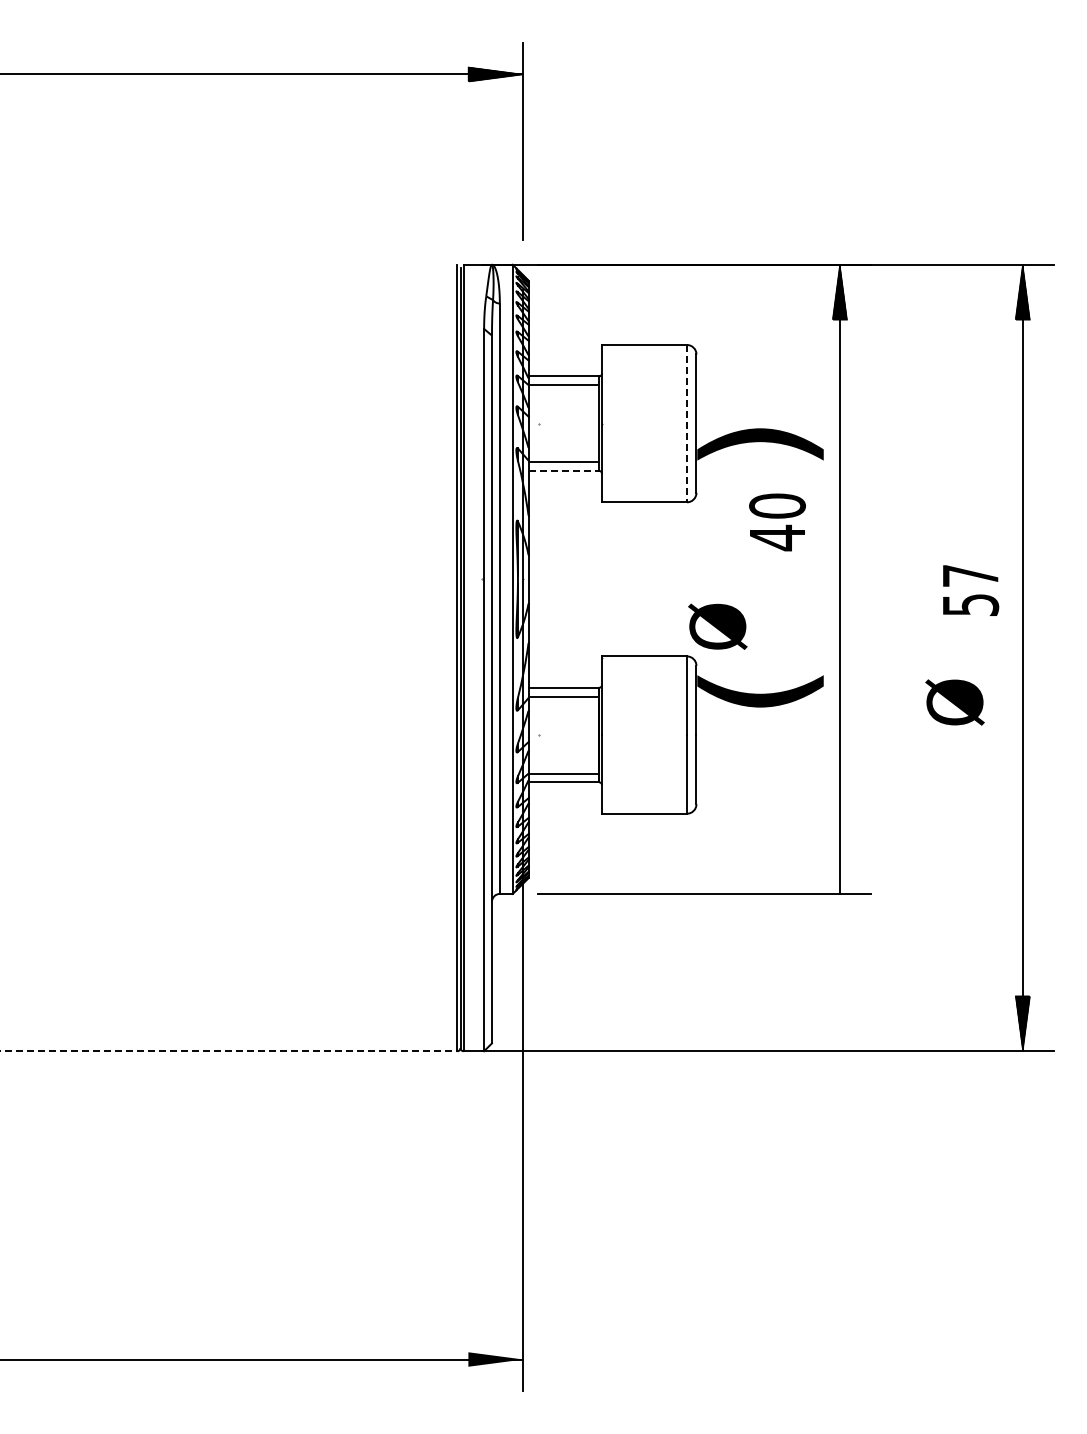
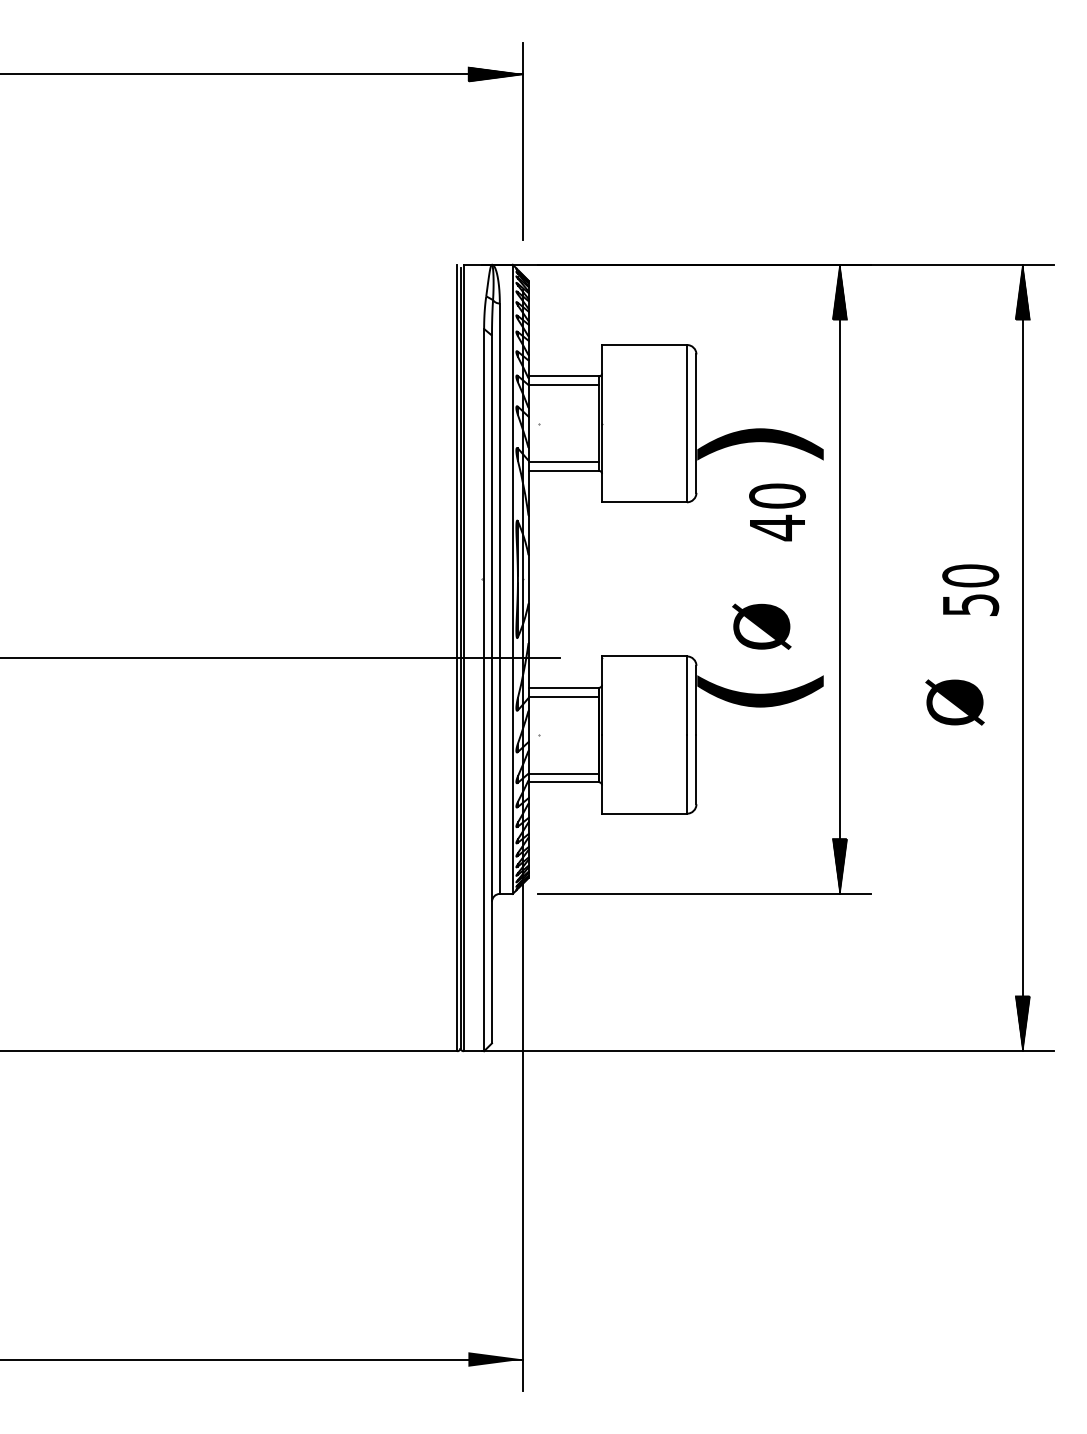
line: dashed -> solid (687, 423)
line: dashed -> solid (564, 470)
text position: (777, 522) -> (777, 512) (777, 512)
text: 57 -> 50 (970, 575)
text position: (717, 626) -> (761, 626) (761, 626)
line: none -> present (280, 658)
hatch: none -> present (839, 865)
line: dashed -> solid (228, 1051)
